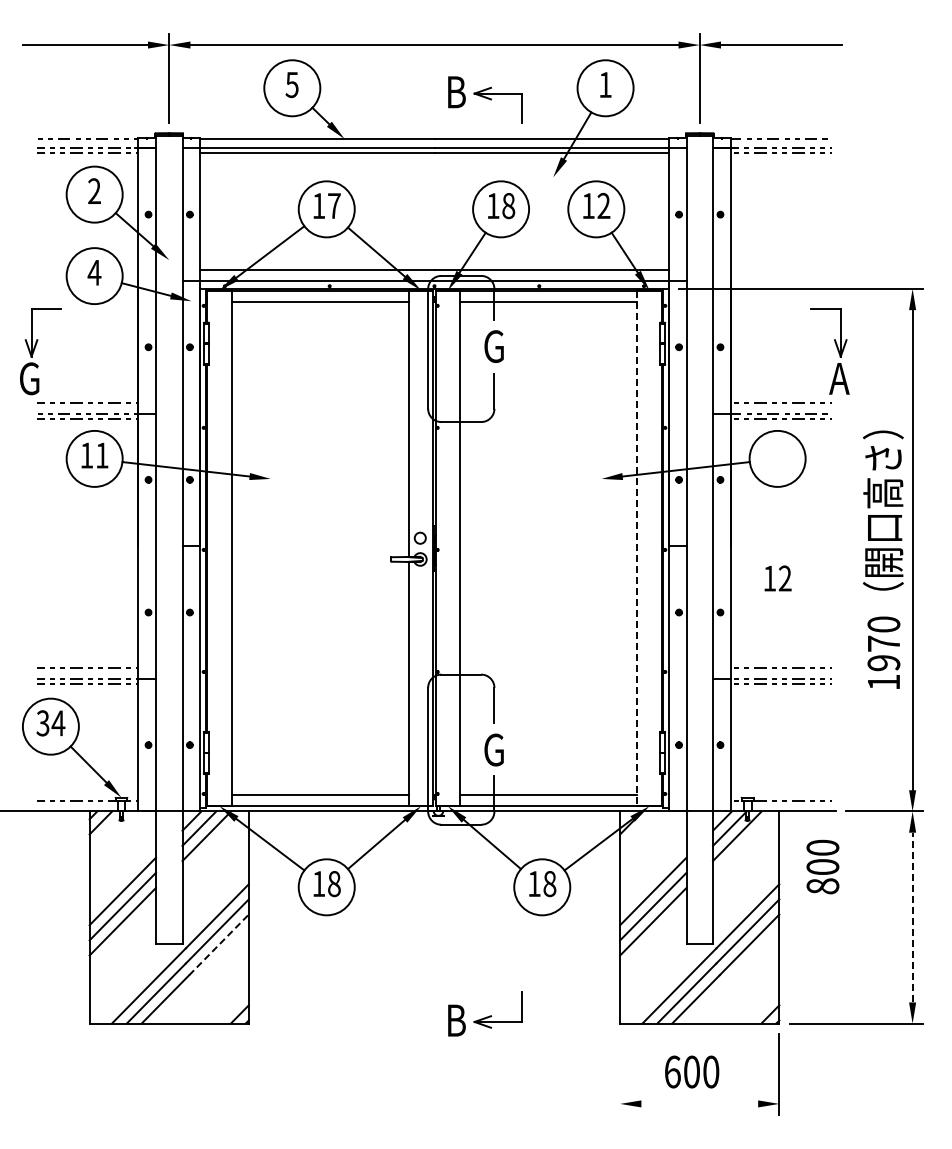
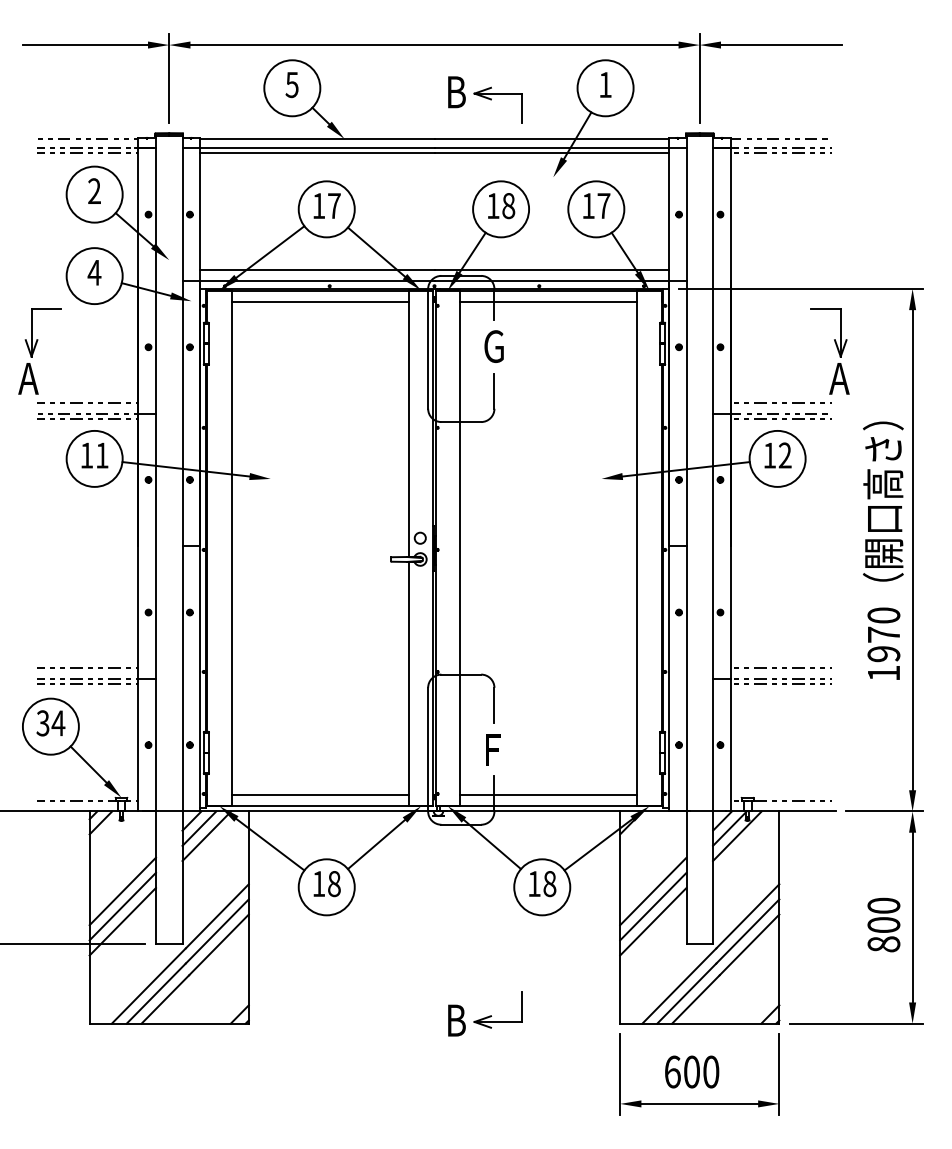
text: 12 -> 17 (603, 205)
text: G -> A (28, 378)
line: dashed -> solid (637, 548)
text position: (883, 559) -> (883, 550) (883, 550)
text position: (777, 578) -> (777, 455) (777, 455)
text: G -> F (493, 749)
text position: (822, 866) -> (883, 924) (883, 924)
line: dashed -> solid (912, 917)
line: none -> present (73, 944)
line: dashed -> solid (218, 944)
line: none -> present (620, 1074)
line: none -> present (699, 1103)
